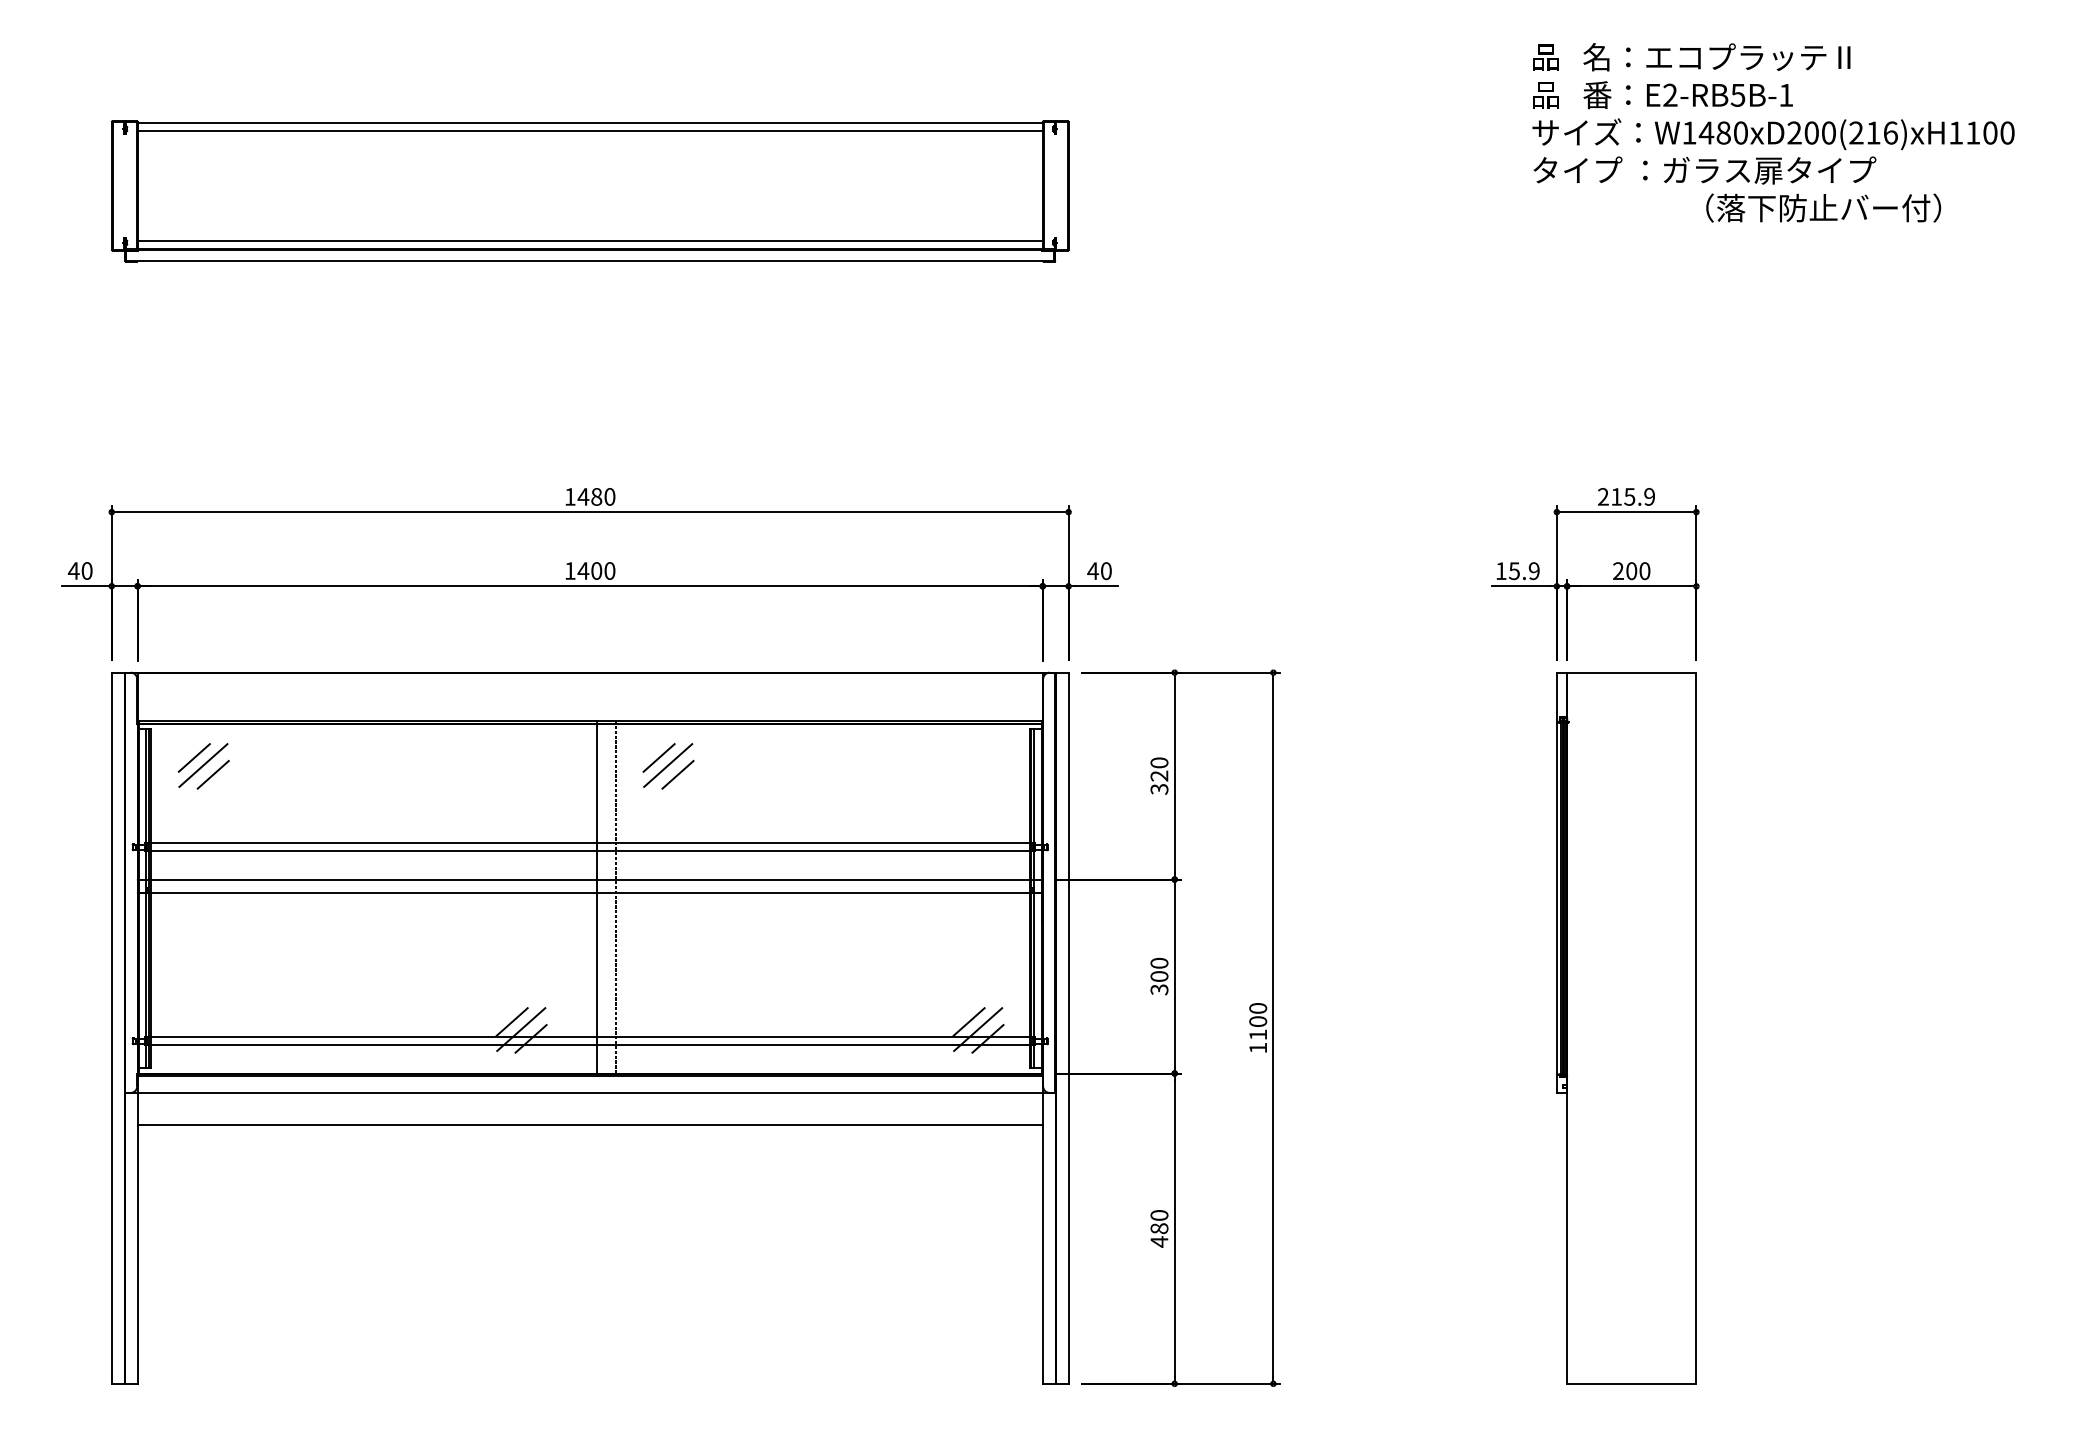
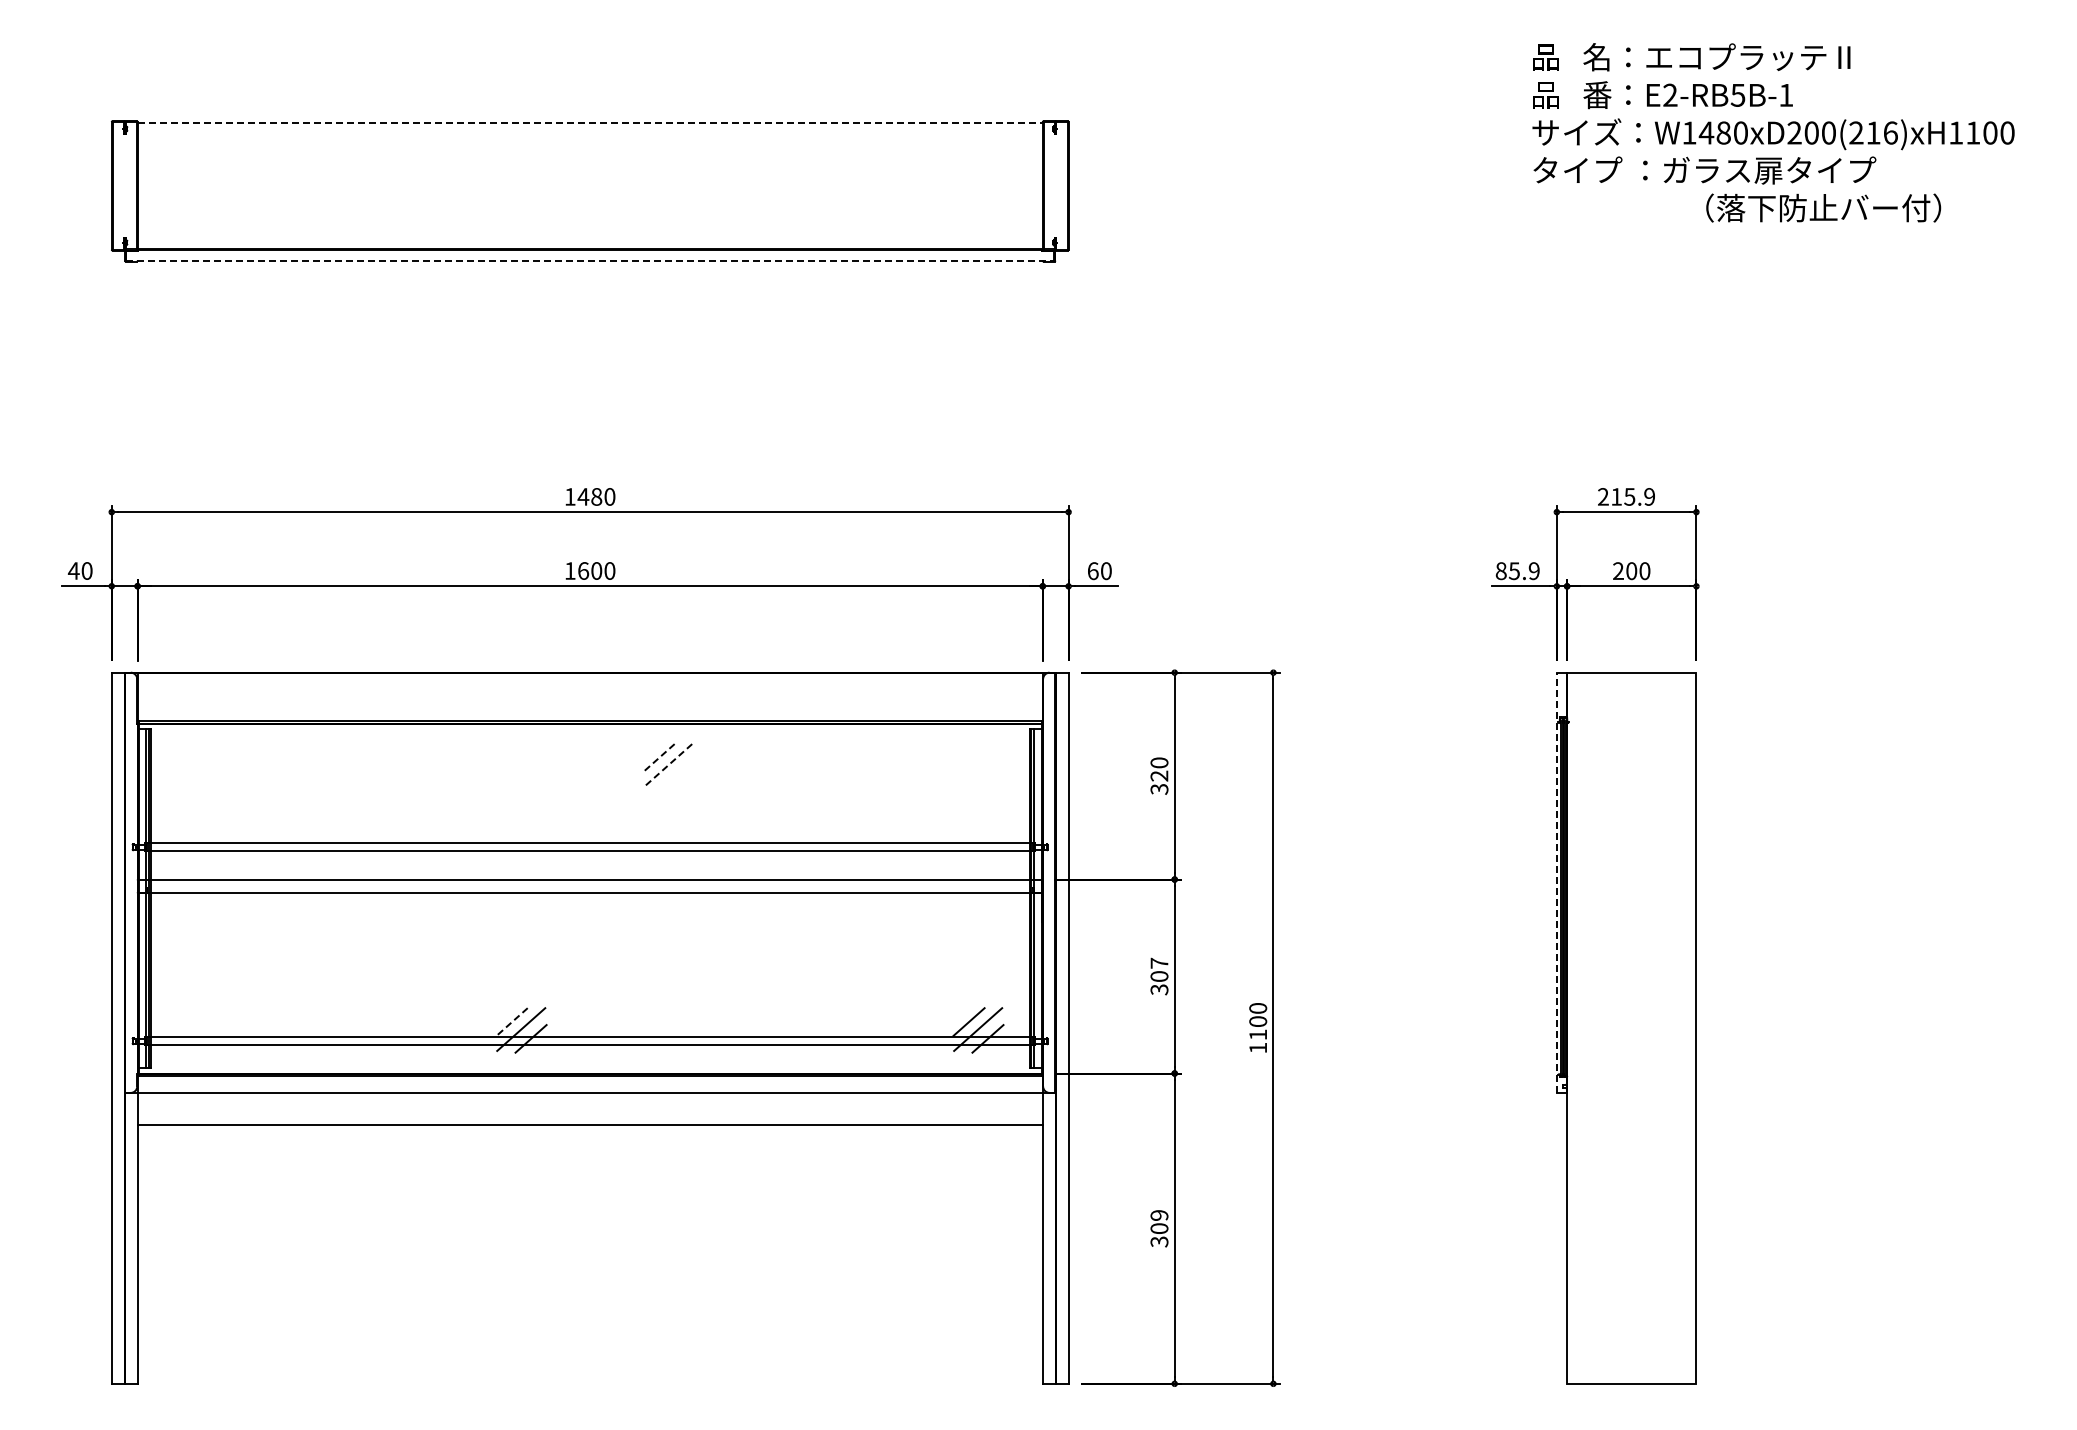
line: solid -> dashed (590, 122)
line: present -> none (589, 130)
line: present -> none (589, 241)
line: solid -> dashed (590, 260)
text: 1400 -> 1600 (583, 570)
text: 40 -> 60 (1093, 571)
text: 15.9 -> 85.9 (1500, 571)
line: present -> none (193, 757)
line: solid -> dashed (659, 757)
line: present -> none (203, 765)
line: solid -> dashed (667, 765)
line: present -> none (212, 774)
line: present -> none (677, 774)
line: solid -> dashed (1556, 882)
line: present -> none (596, 898)
line: present -> none (615, 898)
text: 300 -> 307 (1159, 962)
line: solid -> dashed (512, 1022)
text: 480 -> 309 (1159, 1228)
